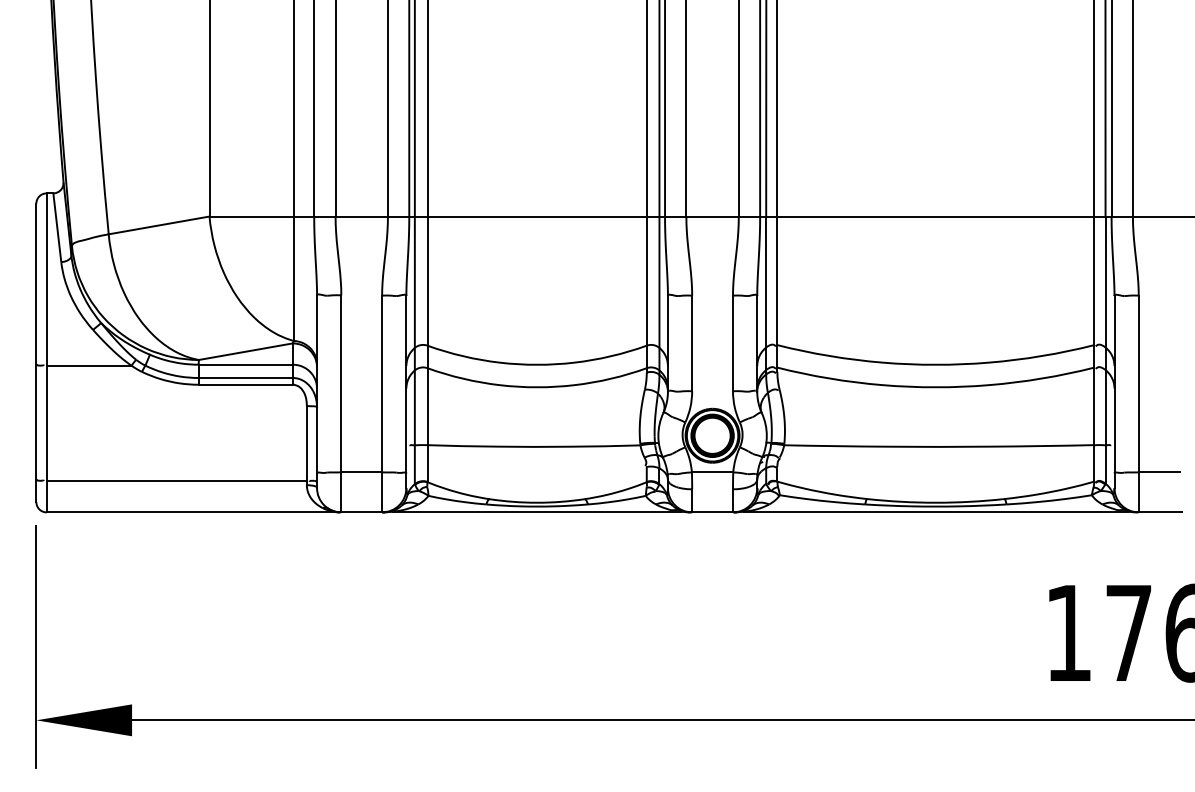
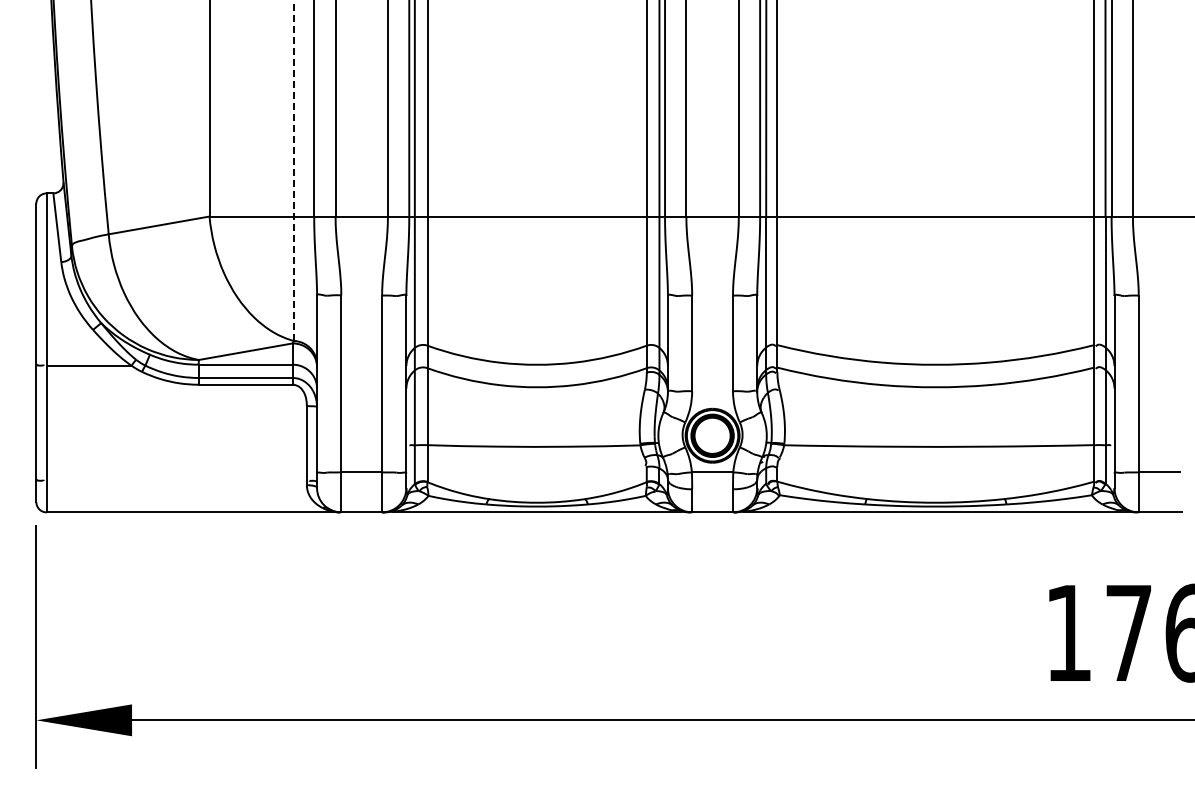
line: solid -> dashed (293, 170)
line: present -> none (176, 480)
